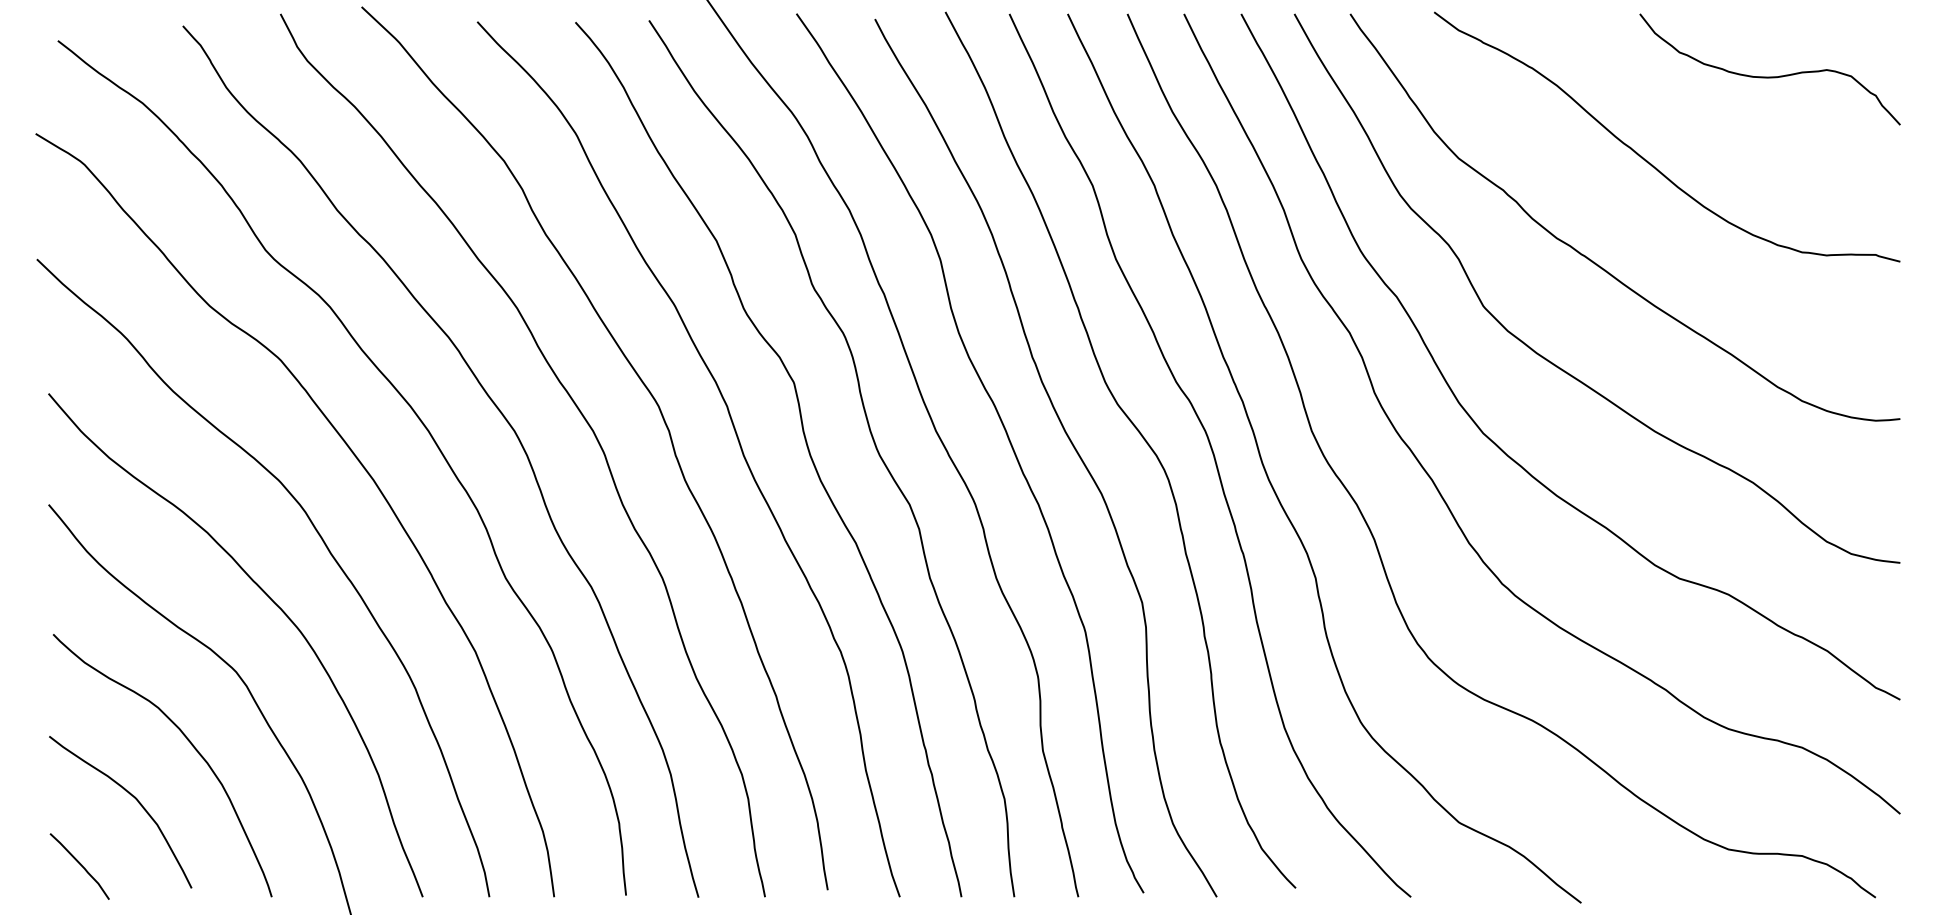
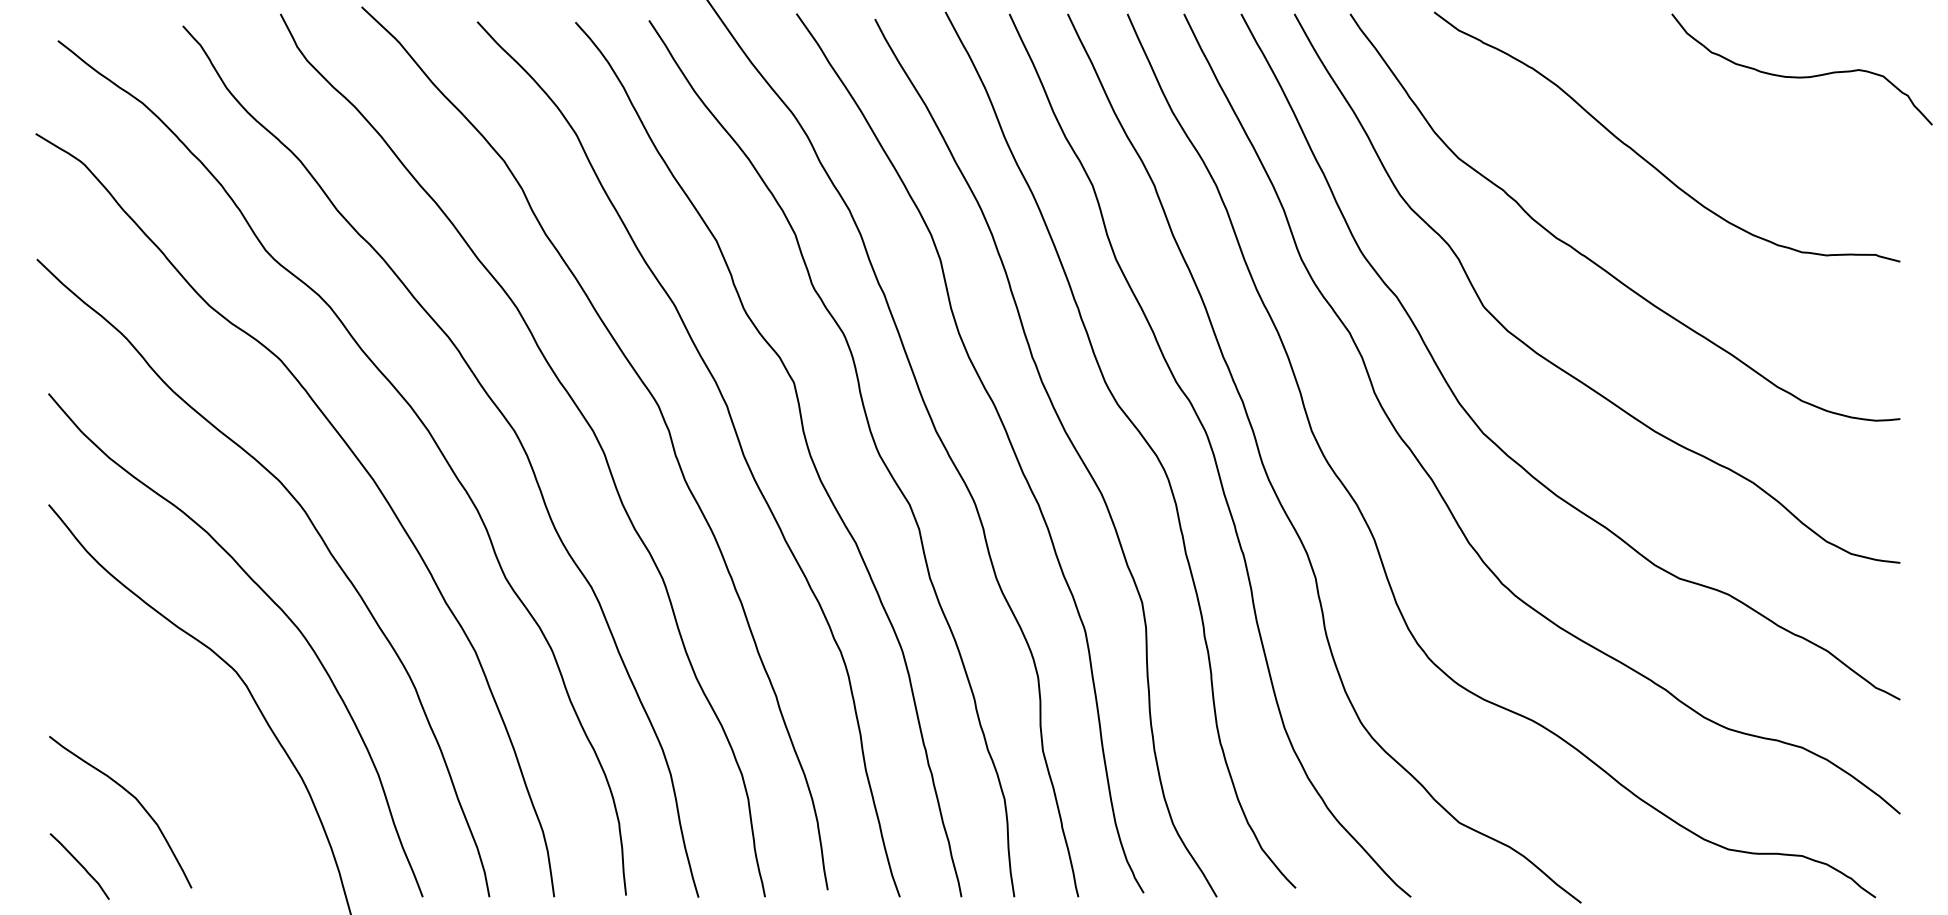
curve position: (1769, 76) -> (1801, 76) (1801, 76)
curve: present -> none (190, 744)
